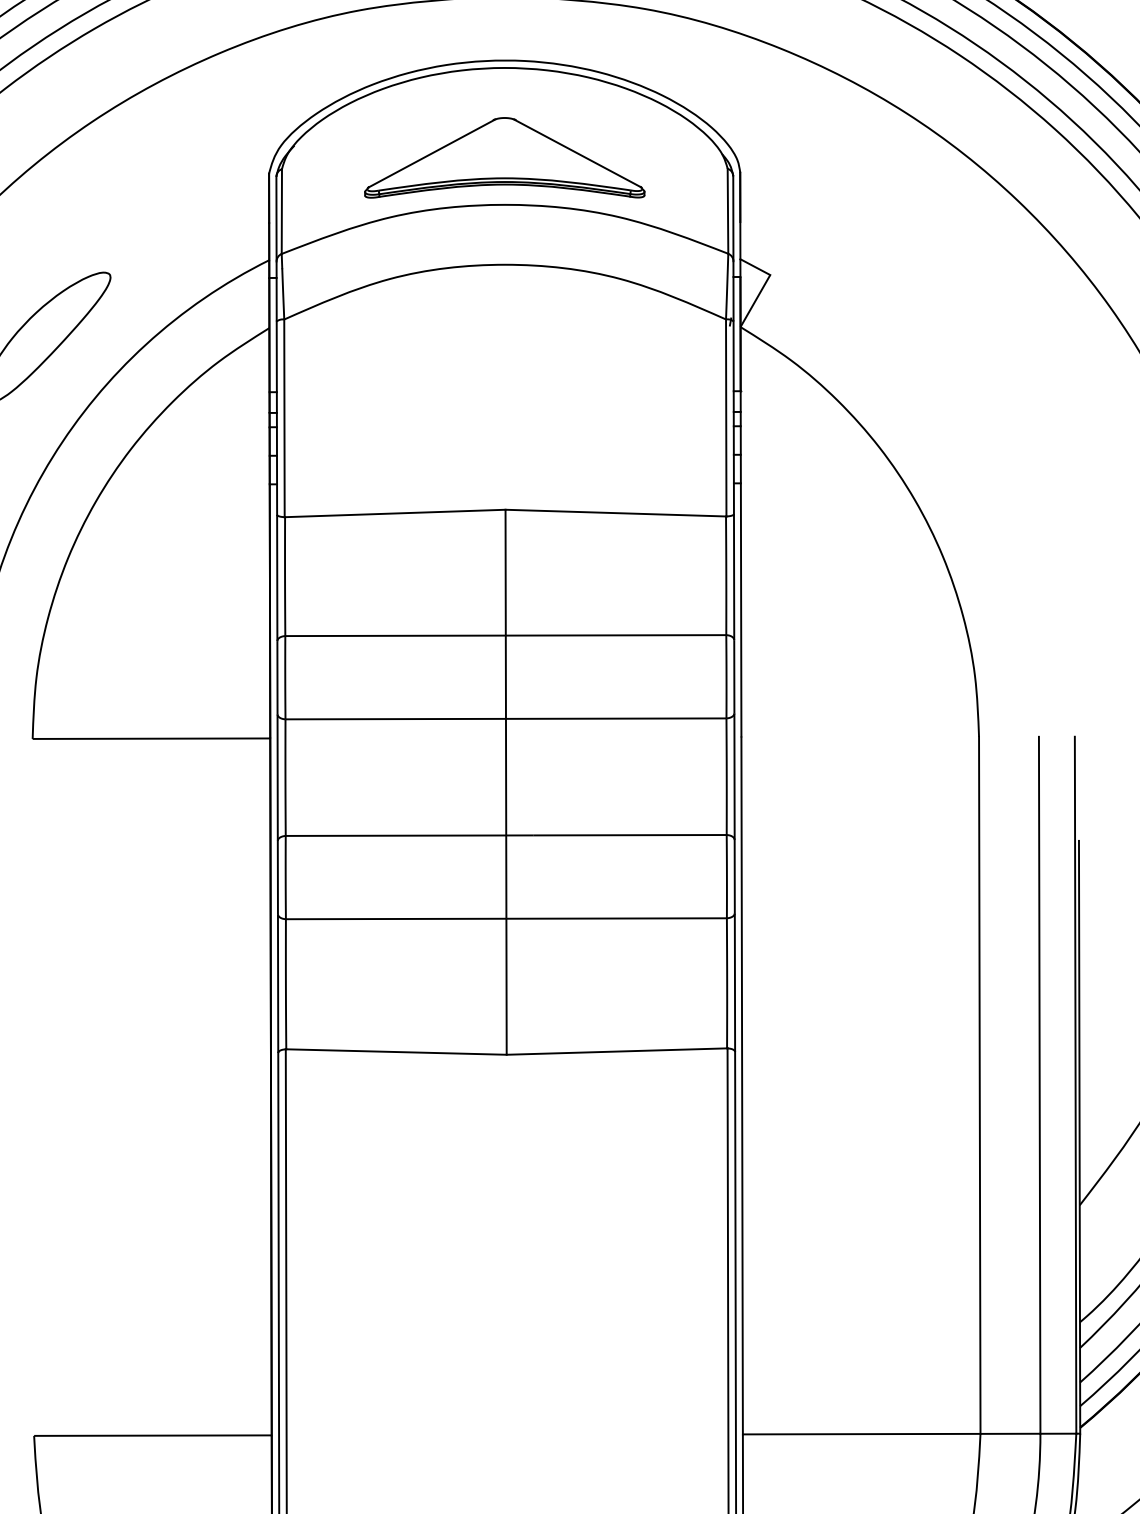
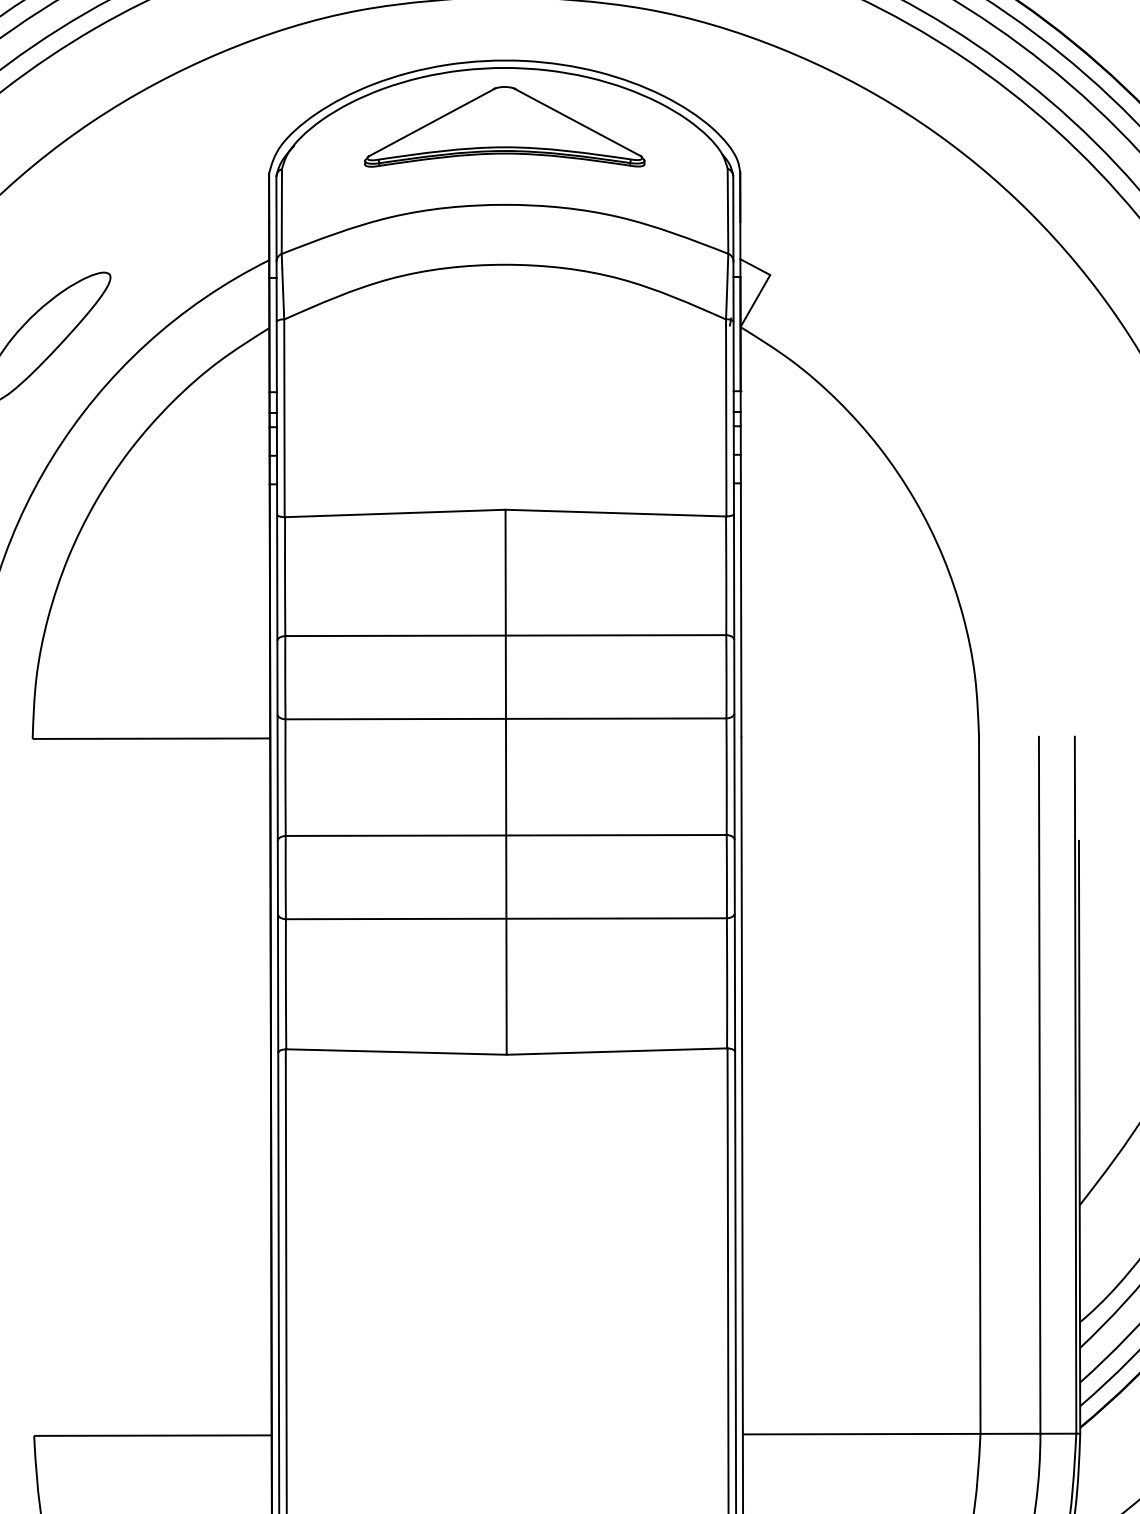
part position: (504, 157) -> (504, 126) (504, 126)
